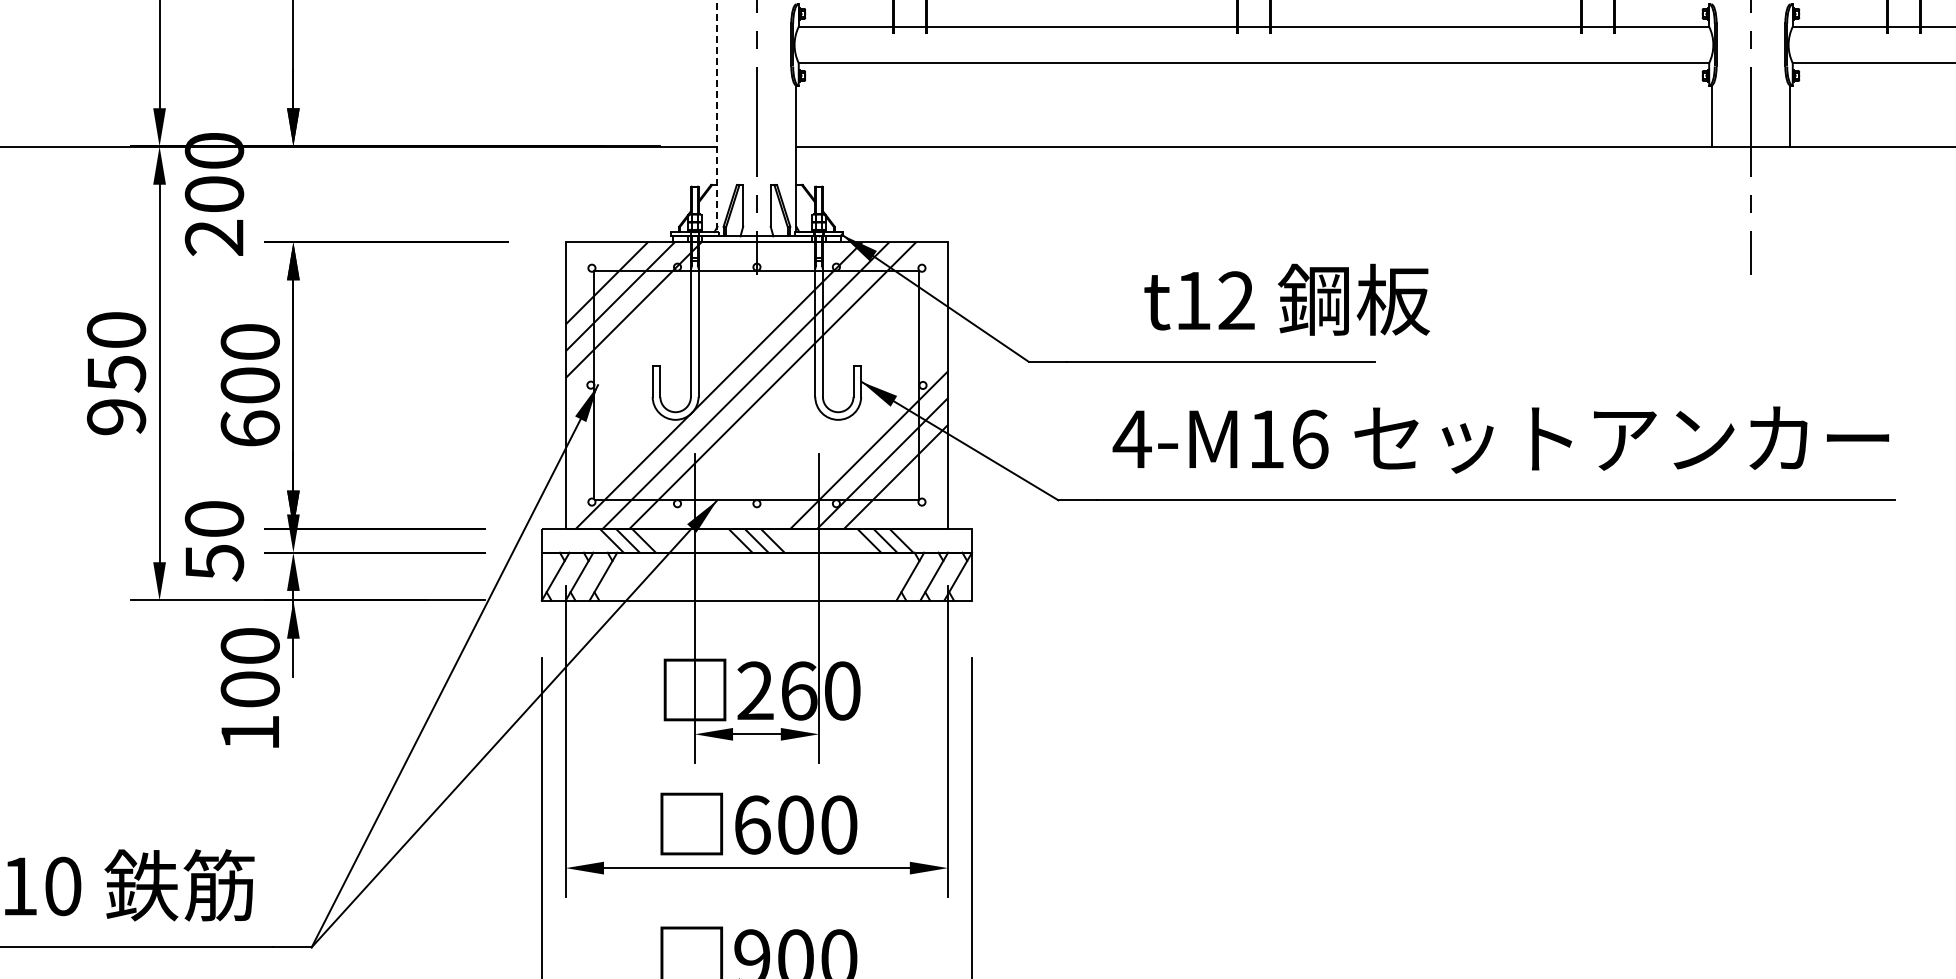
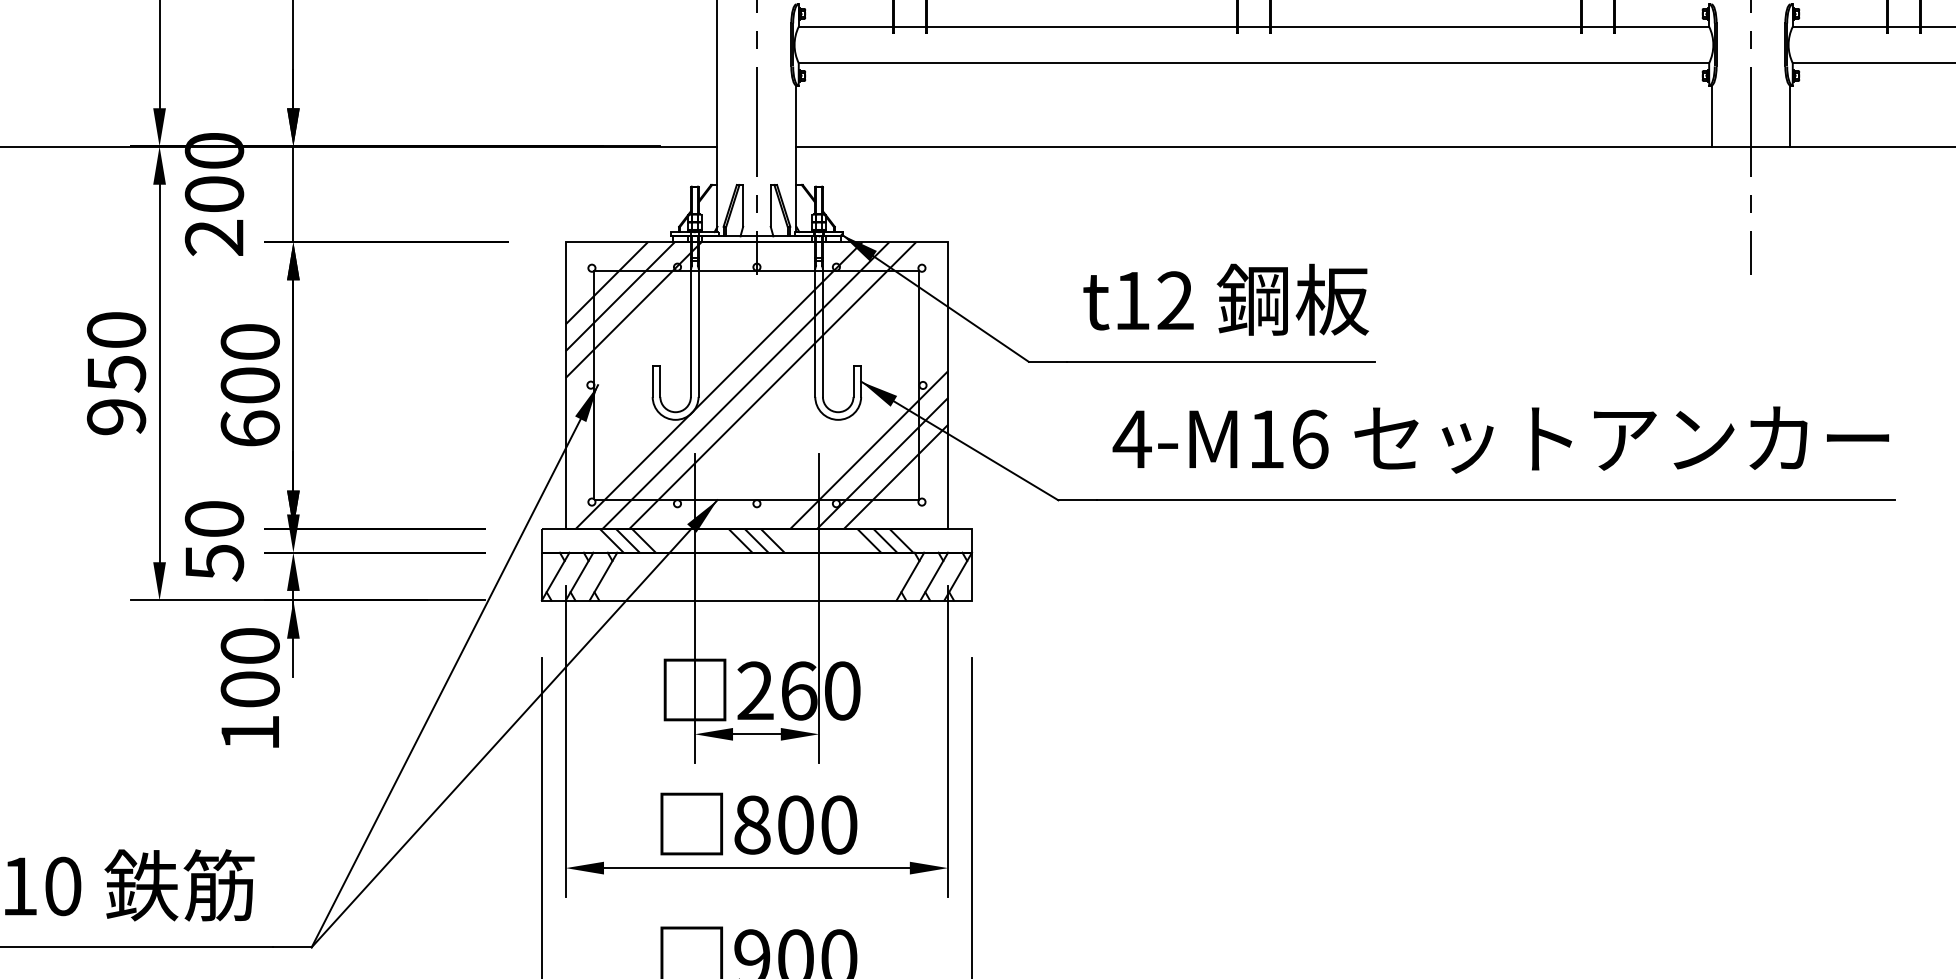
line: dashed -> solid (717, 116)
line: none -> present (293, 194)
text position: (1286, 299) -> (1225, 299) (1225, 299)
text: 600 -> 800 (752, 824)
